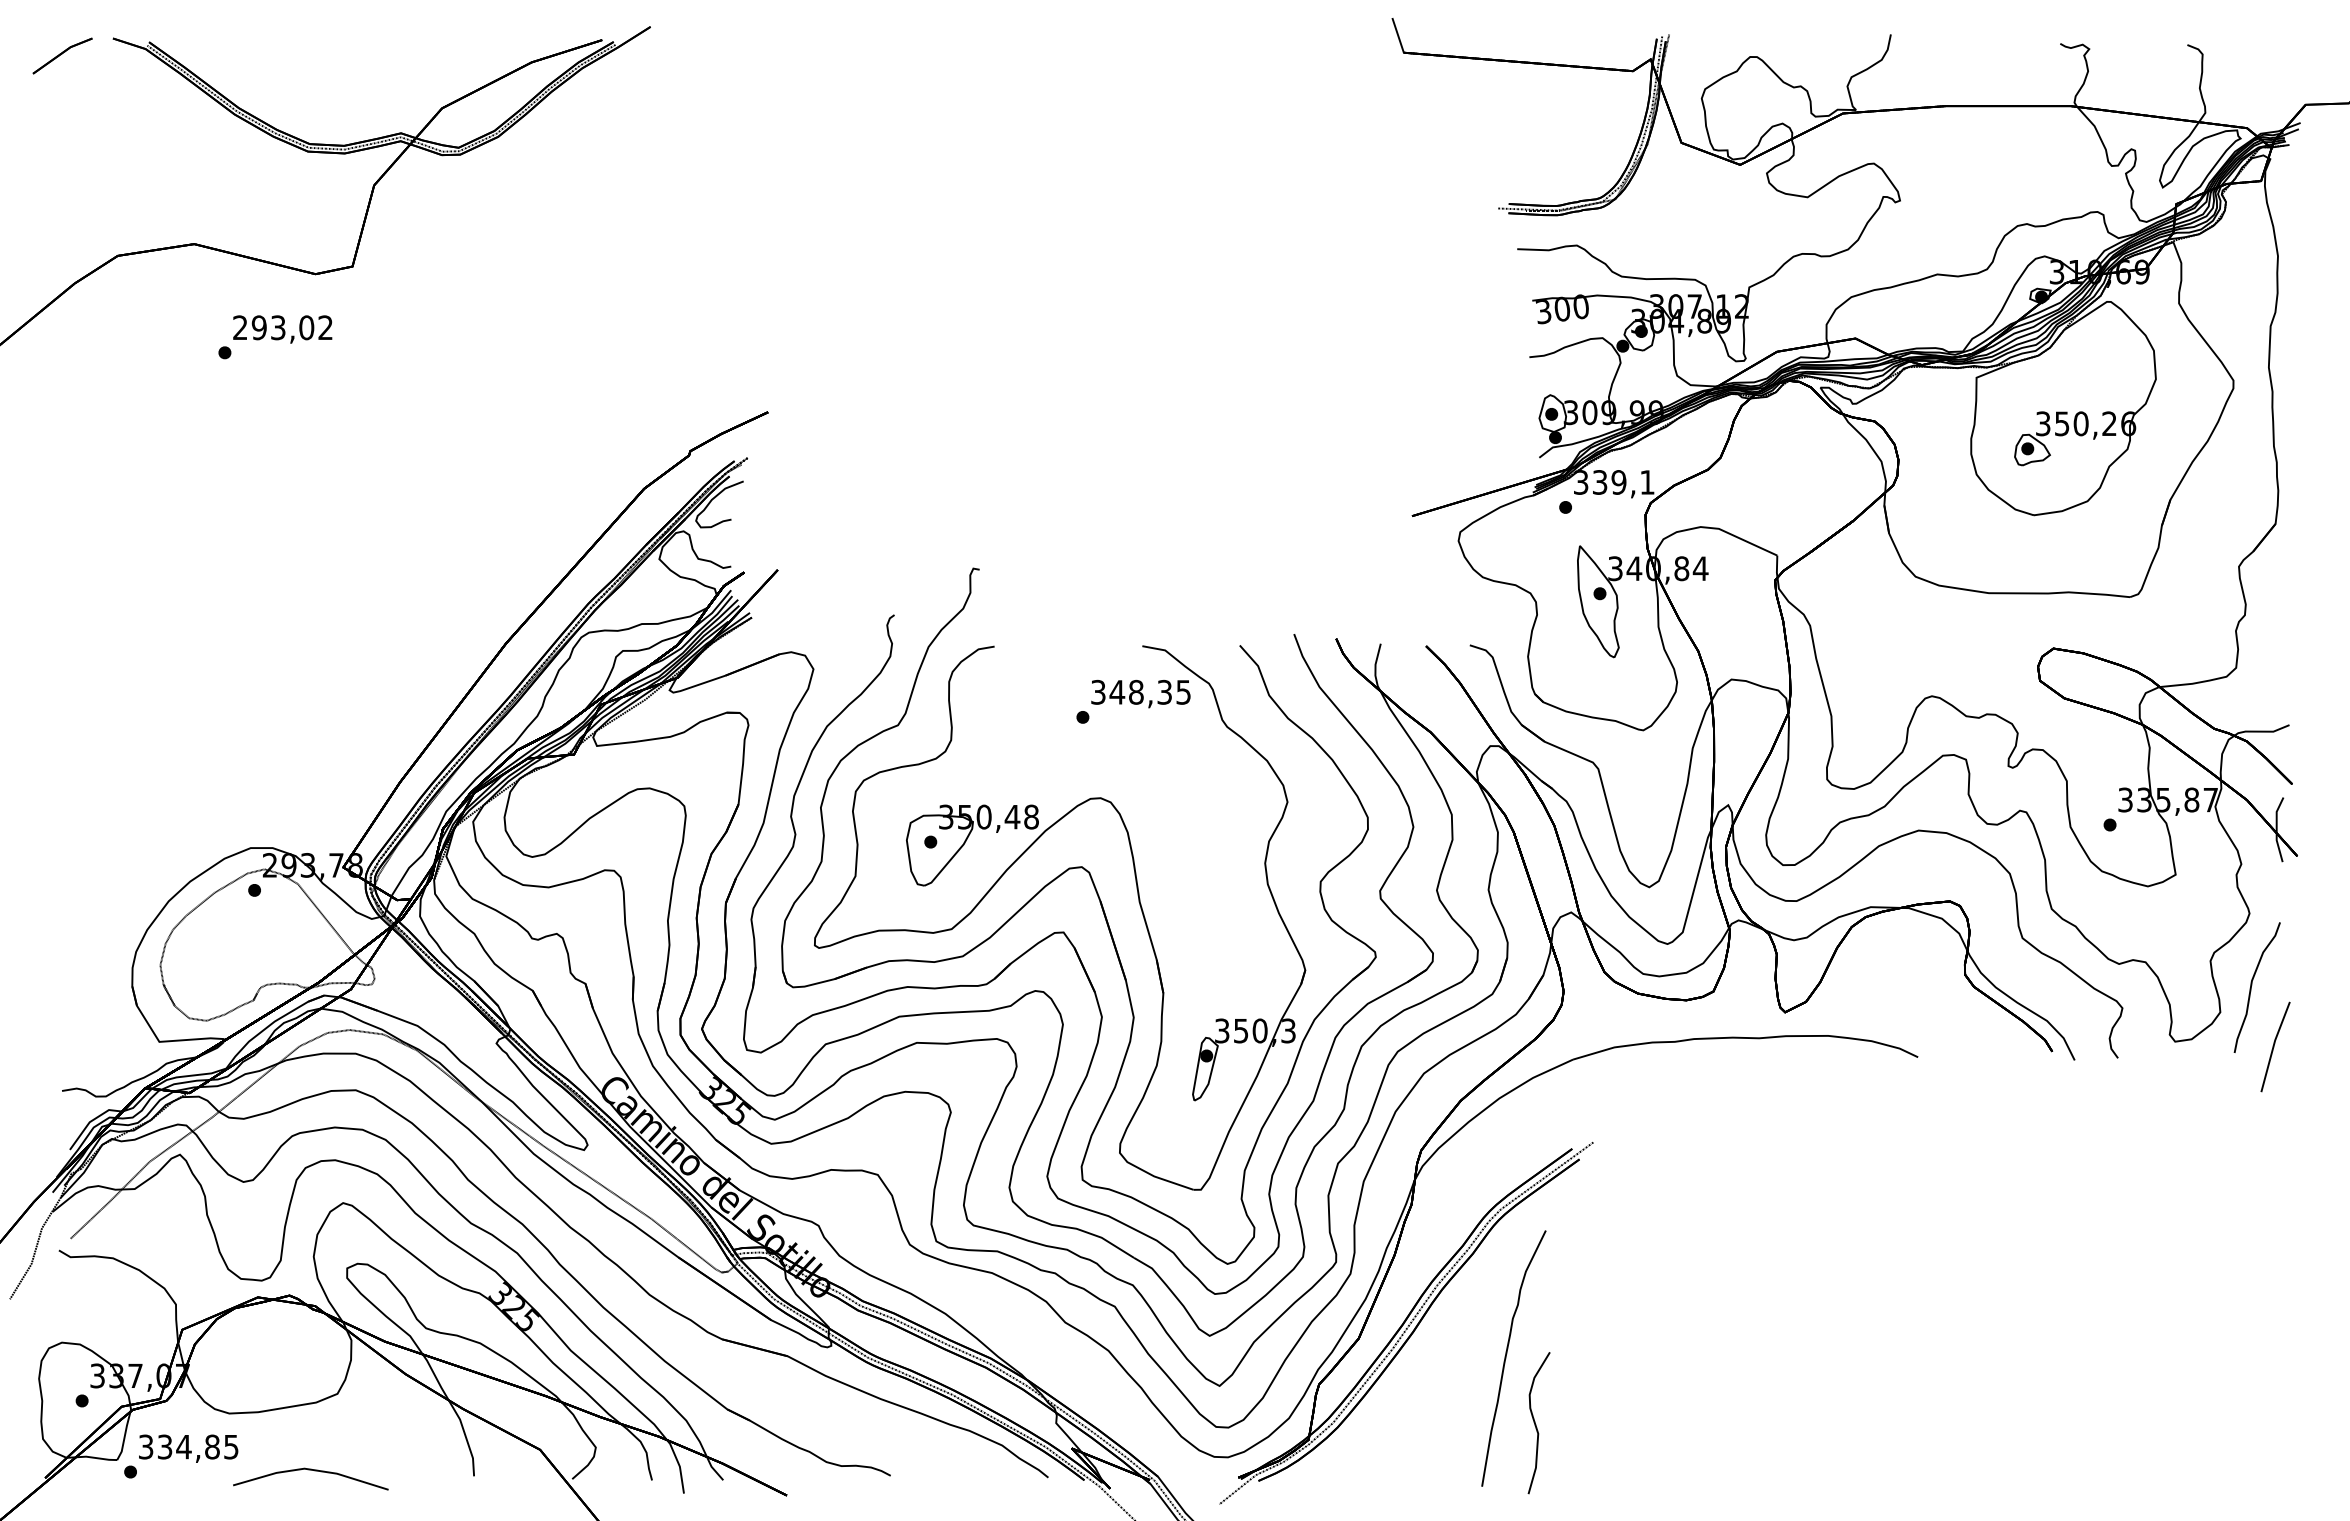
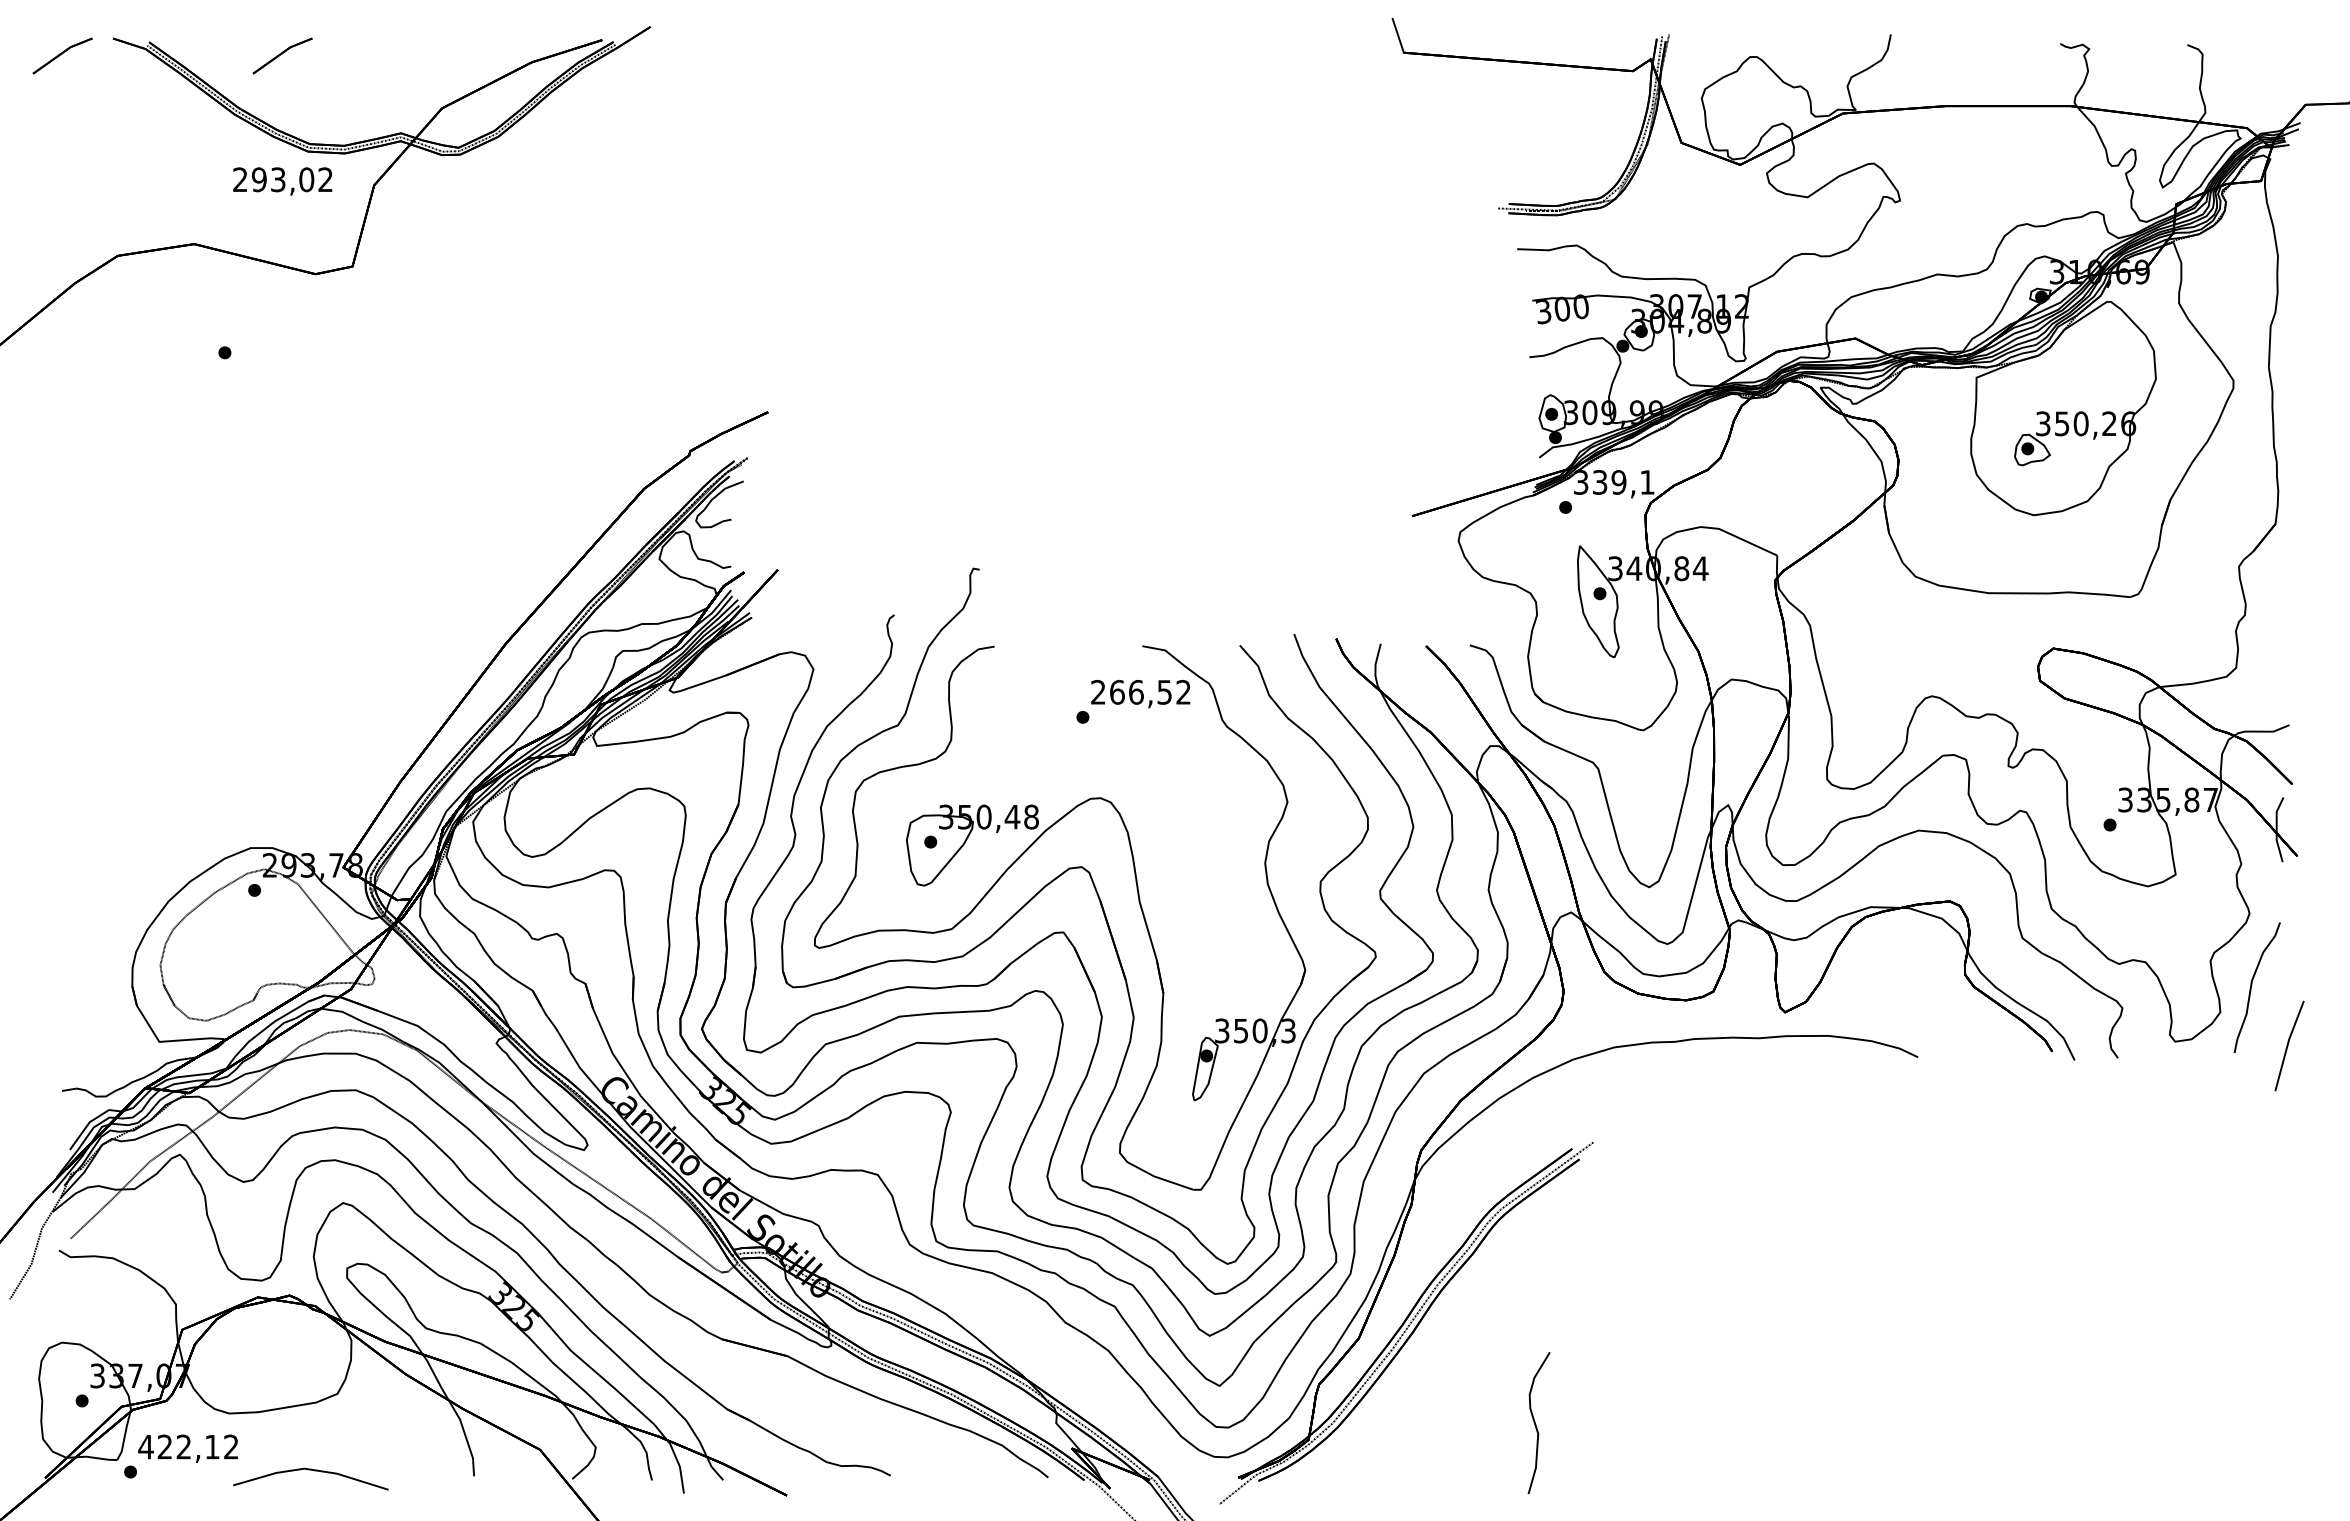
part: none -> present (282, 55)
text position: (282, 329) -> (282, 181) (282, 181)
text: 348,35 -> 266,52 (1140, 691)
line position: (2274, 1046) -> (2288, 1045) (2288, 1045)
curve: present -> none (1506, 1358)
text: 334,85 -> 422,12 (188, 1446)
